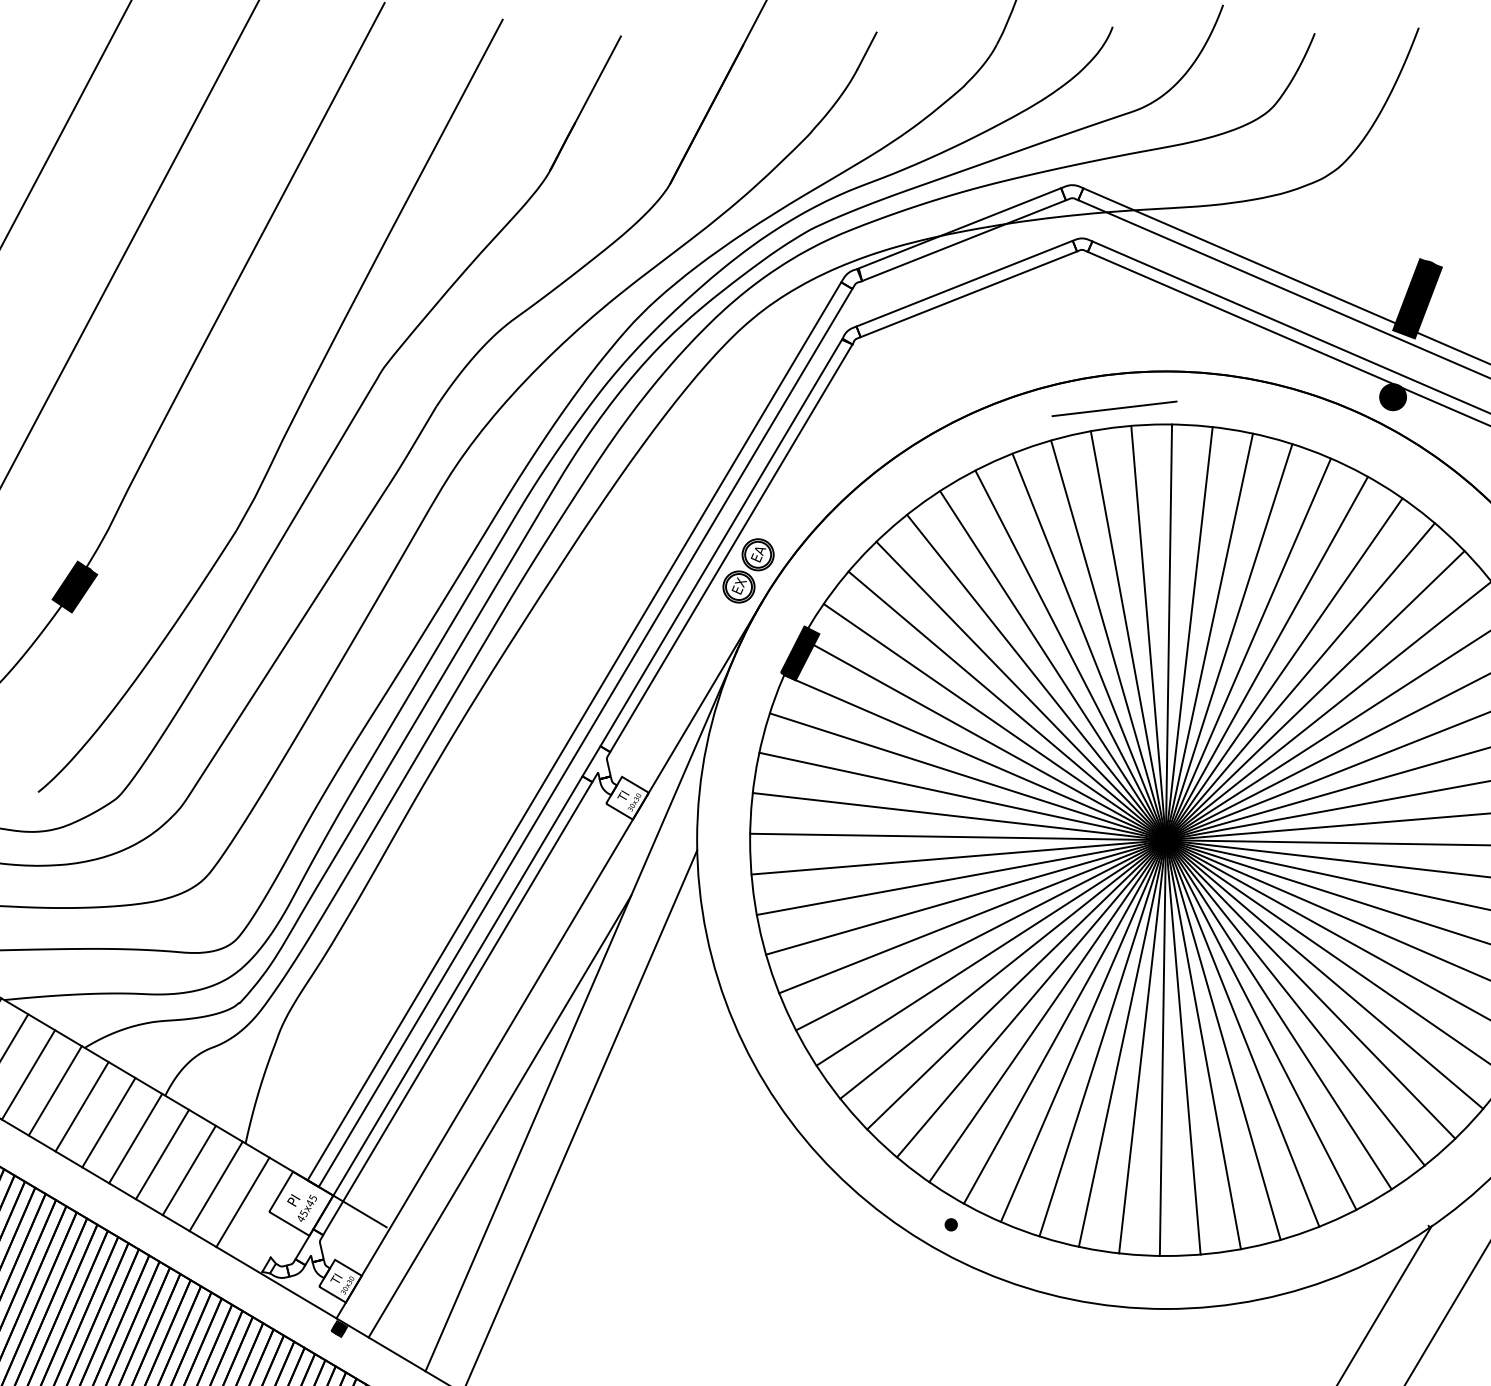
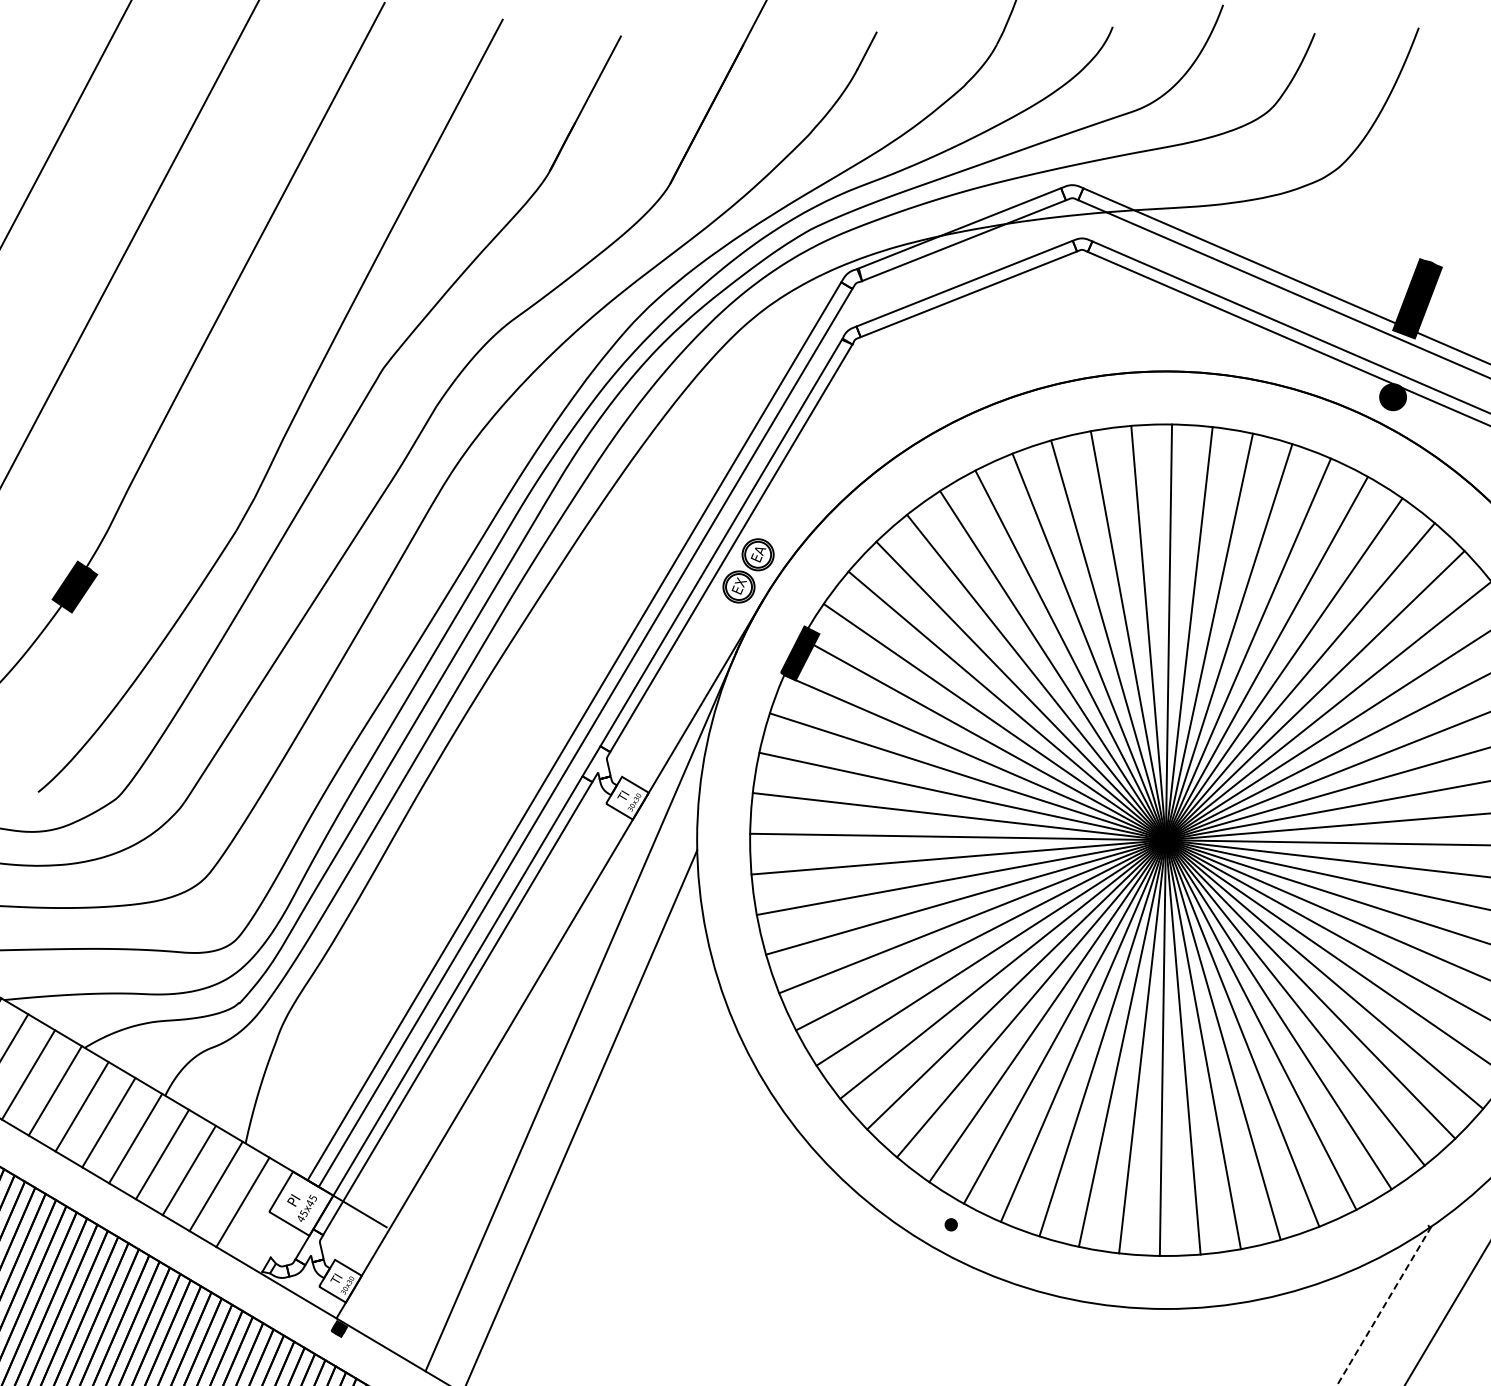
line: present -> none (1114, 408)
line: present -> none (499, 1116)
line: solid -> dashed (1383, 1306)
